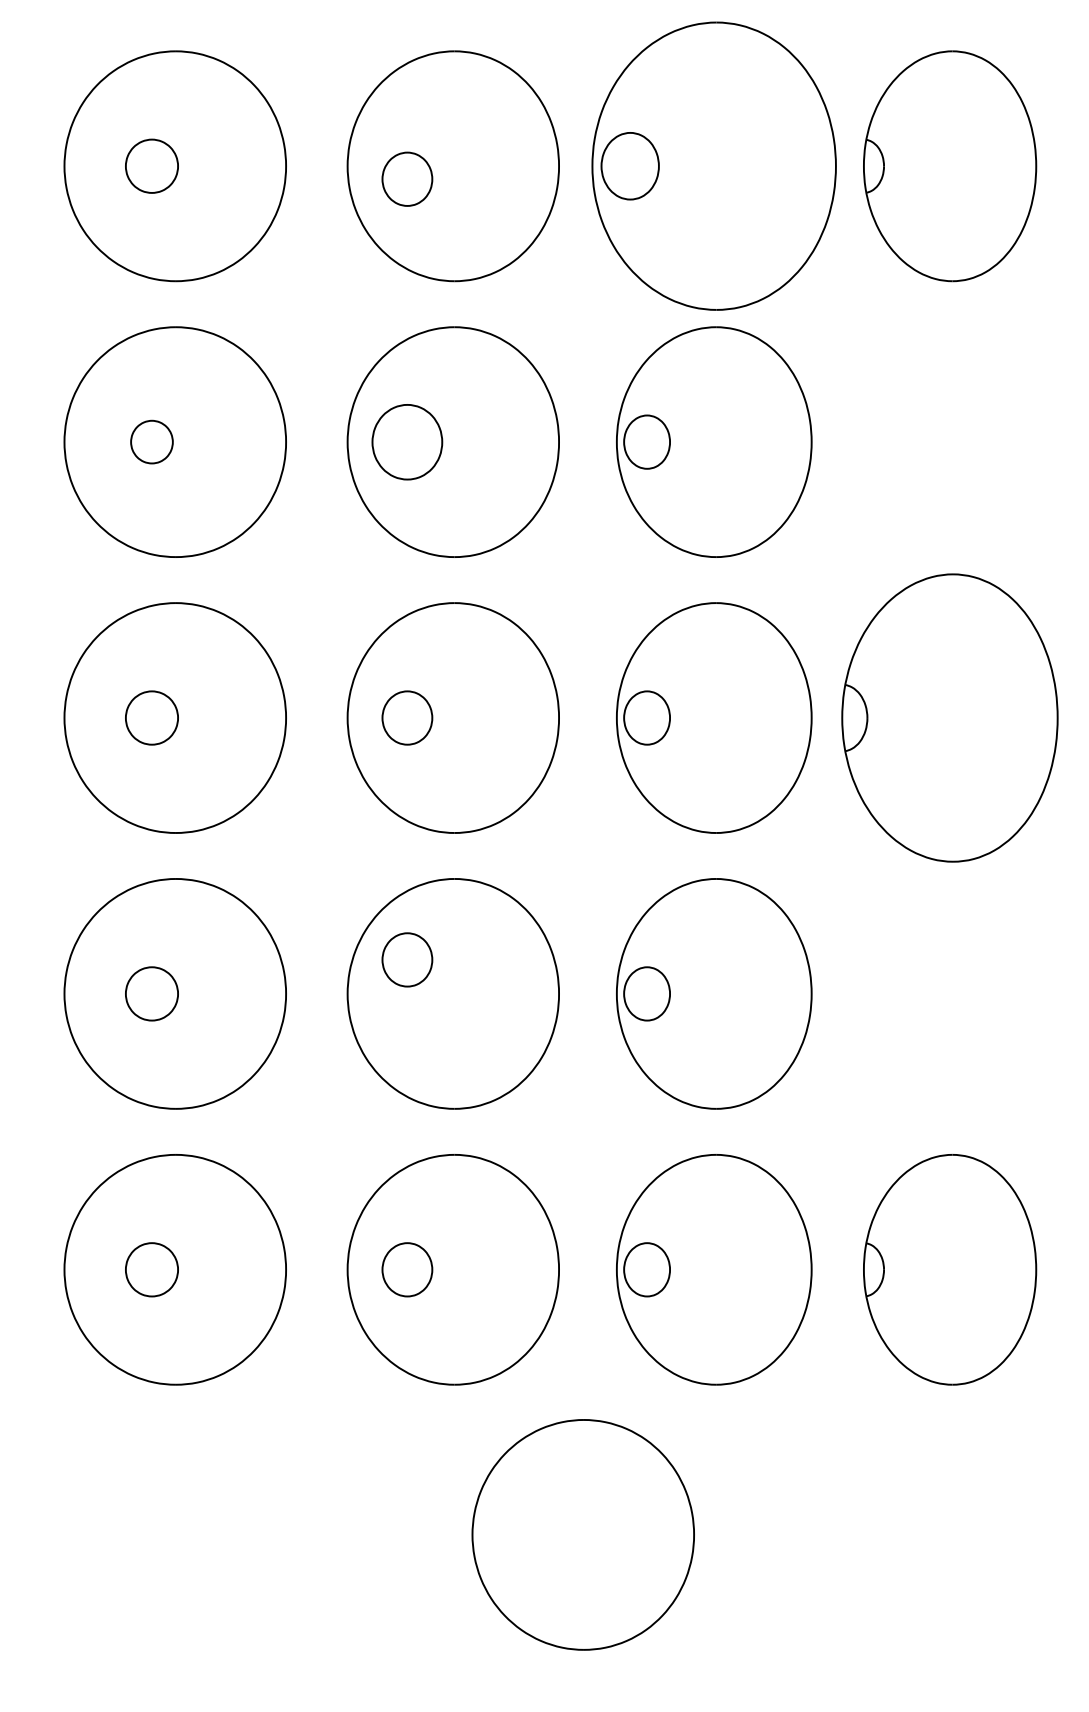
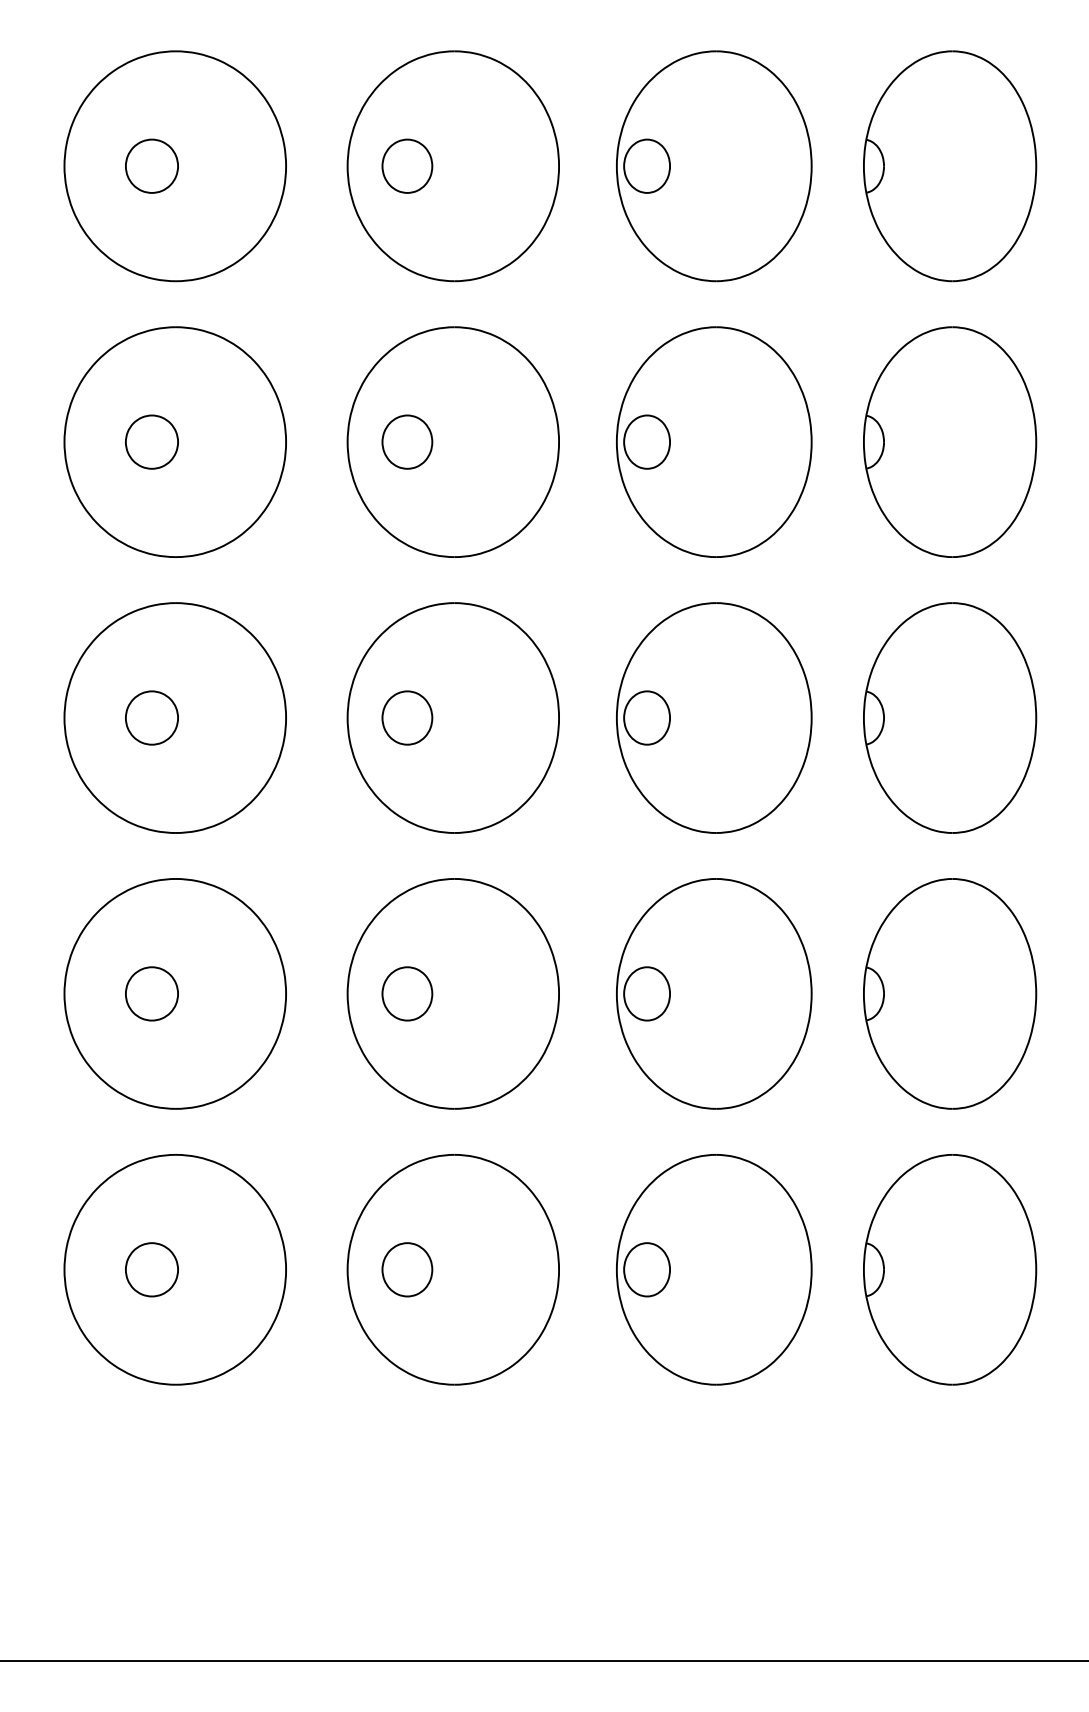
part size: 246x290 px -> 197x233 px (714, 166)
part position: (407, 178) -> (407, 165) (407, 165)
part size: 44x46 px -> 54x56 px (151, 441)
part: none -> present (950, 441)
part size: 73x77 px -> 53x56 px (407, 441)
part size: 218x290 px -> 175x232 px (950, 717)
part position: (407, 959) -> (407, 993) (407, 993)
part: none -> present (950, 993)
part: present -> none (582, 1534)
line: none -> present (543, 1660)
